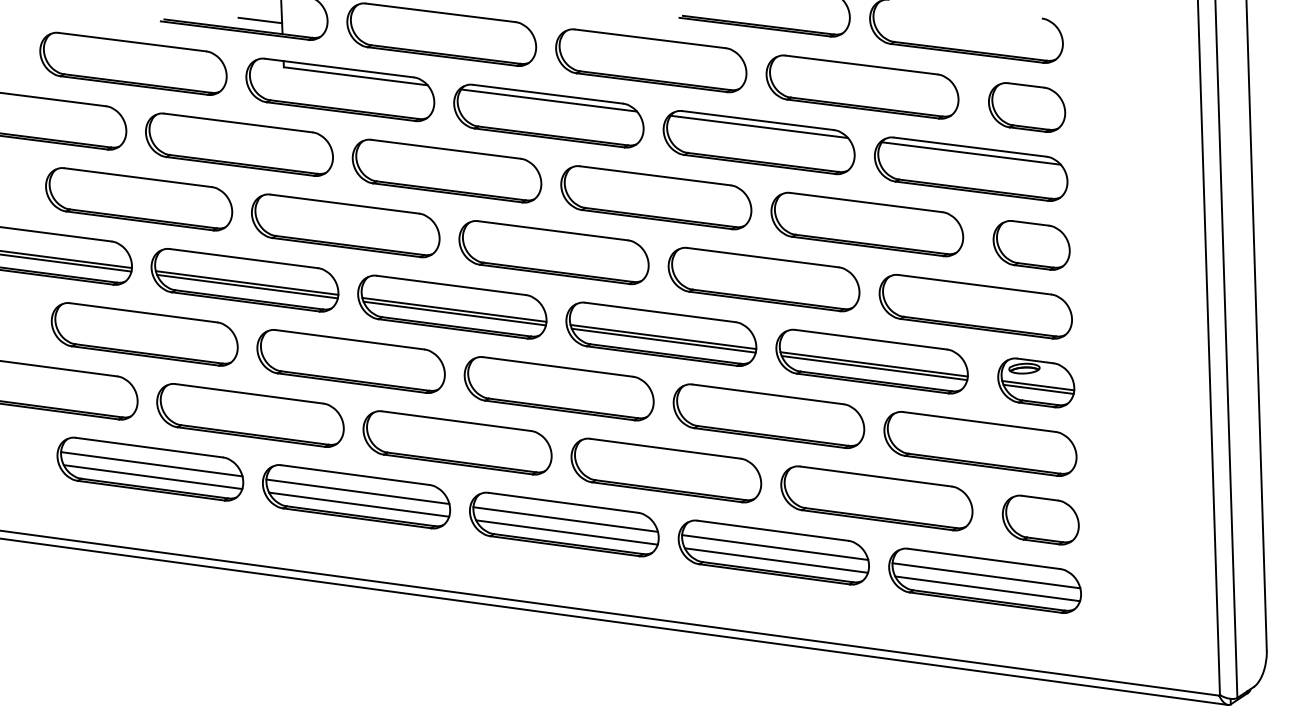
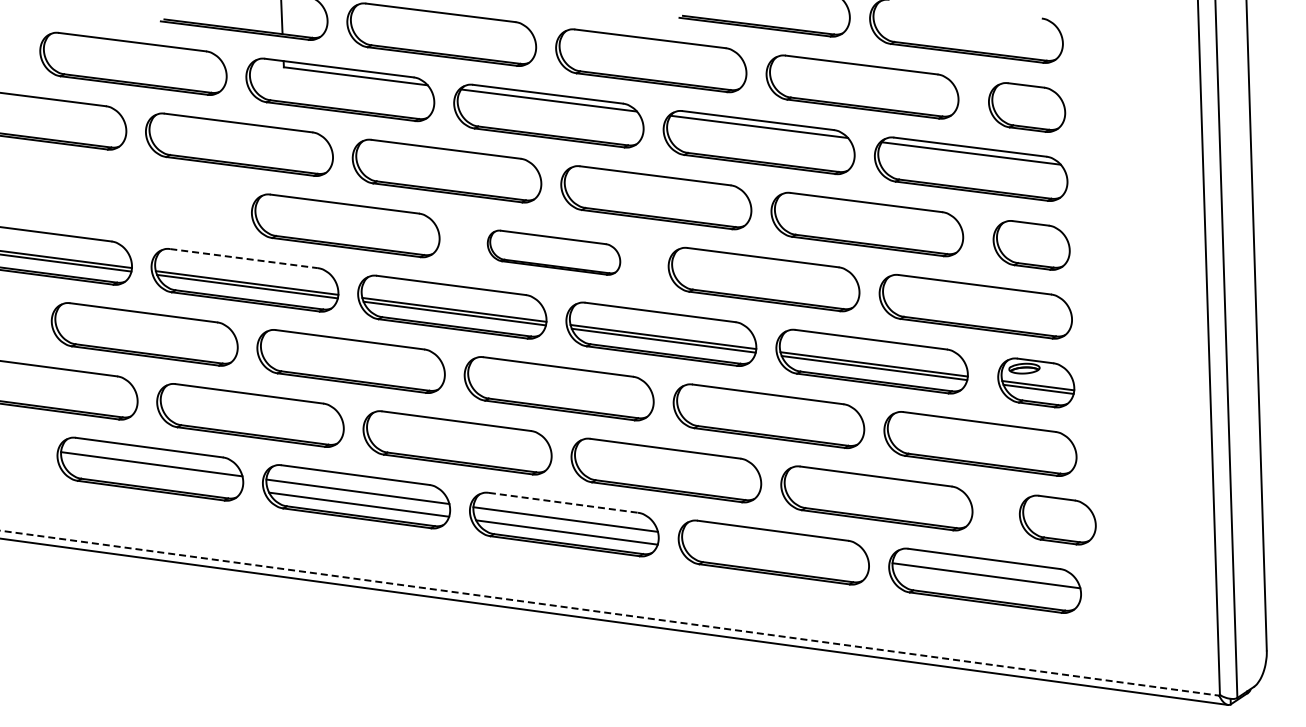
line: present -> none (260, 20)
part: present -> none (139, 199)
part size: 192x66 px -> 136x47 px (553, 252)
line: solid -> dashed (244, 258)
line: present -> none (152, 477)
line: solid -> dashed (563, 502)
part position: (1040, 519) -> (1057, 519) (1057, 519)
line: present -> none (775, 547)
line: present -> none (776, 560)
line: present -> none (987, 588)
line: solid -> dashed (609, 613)
